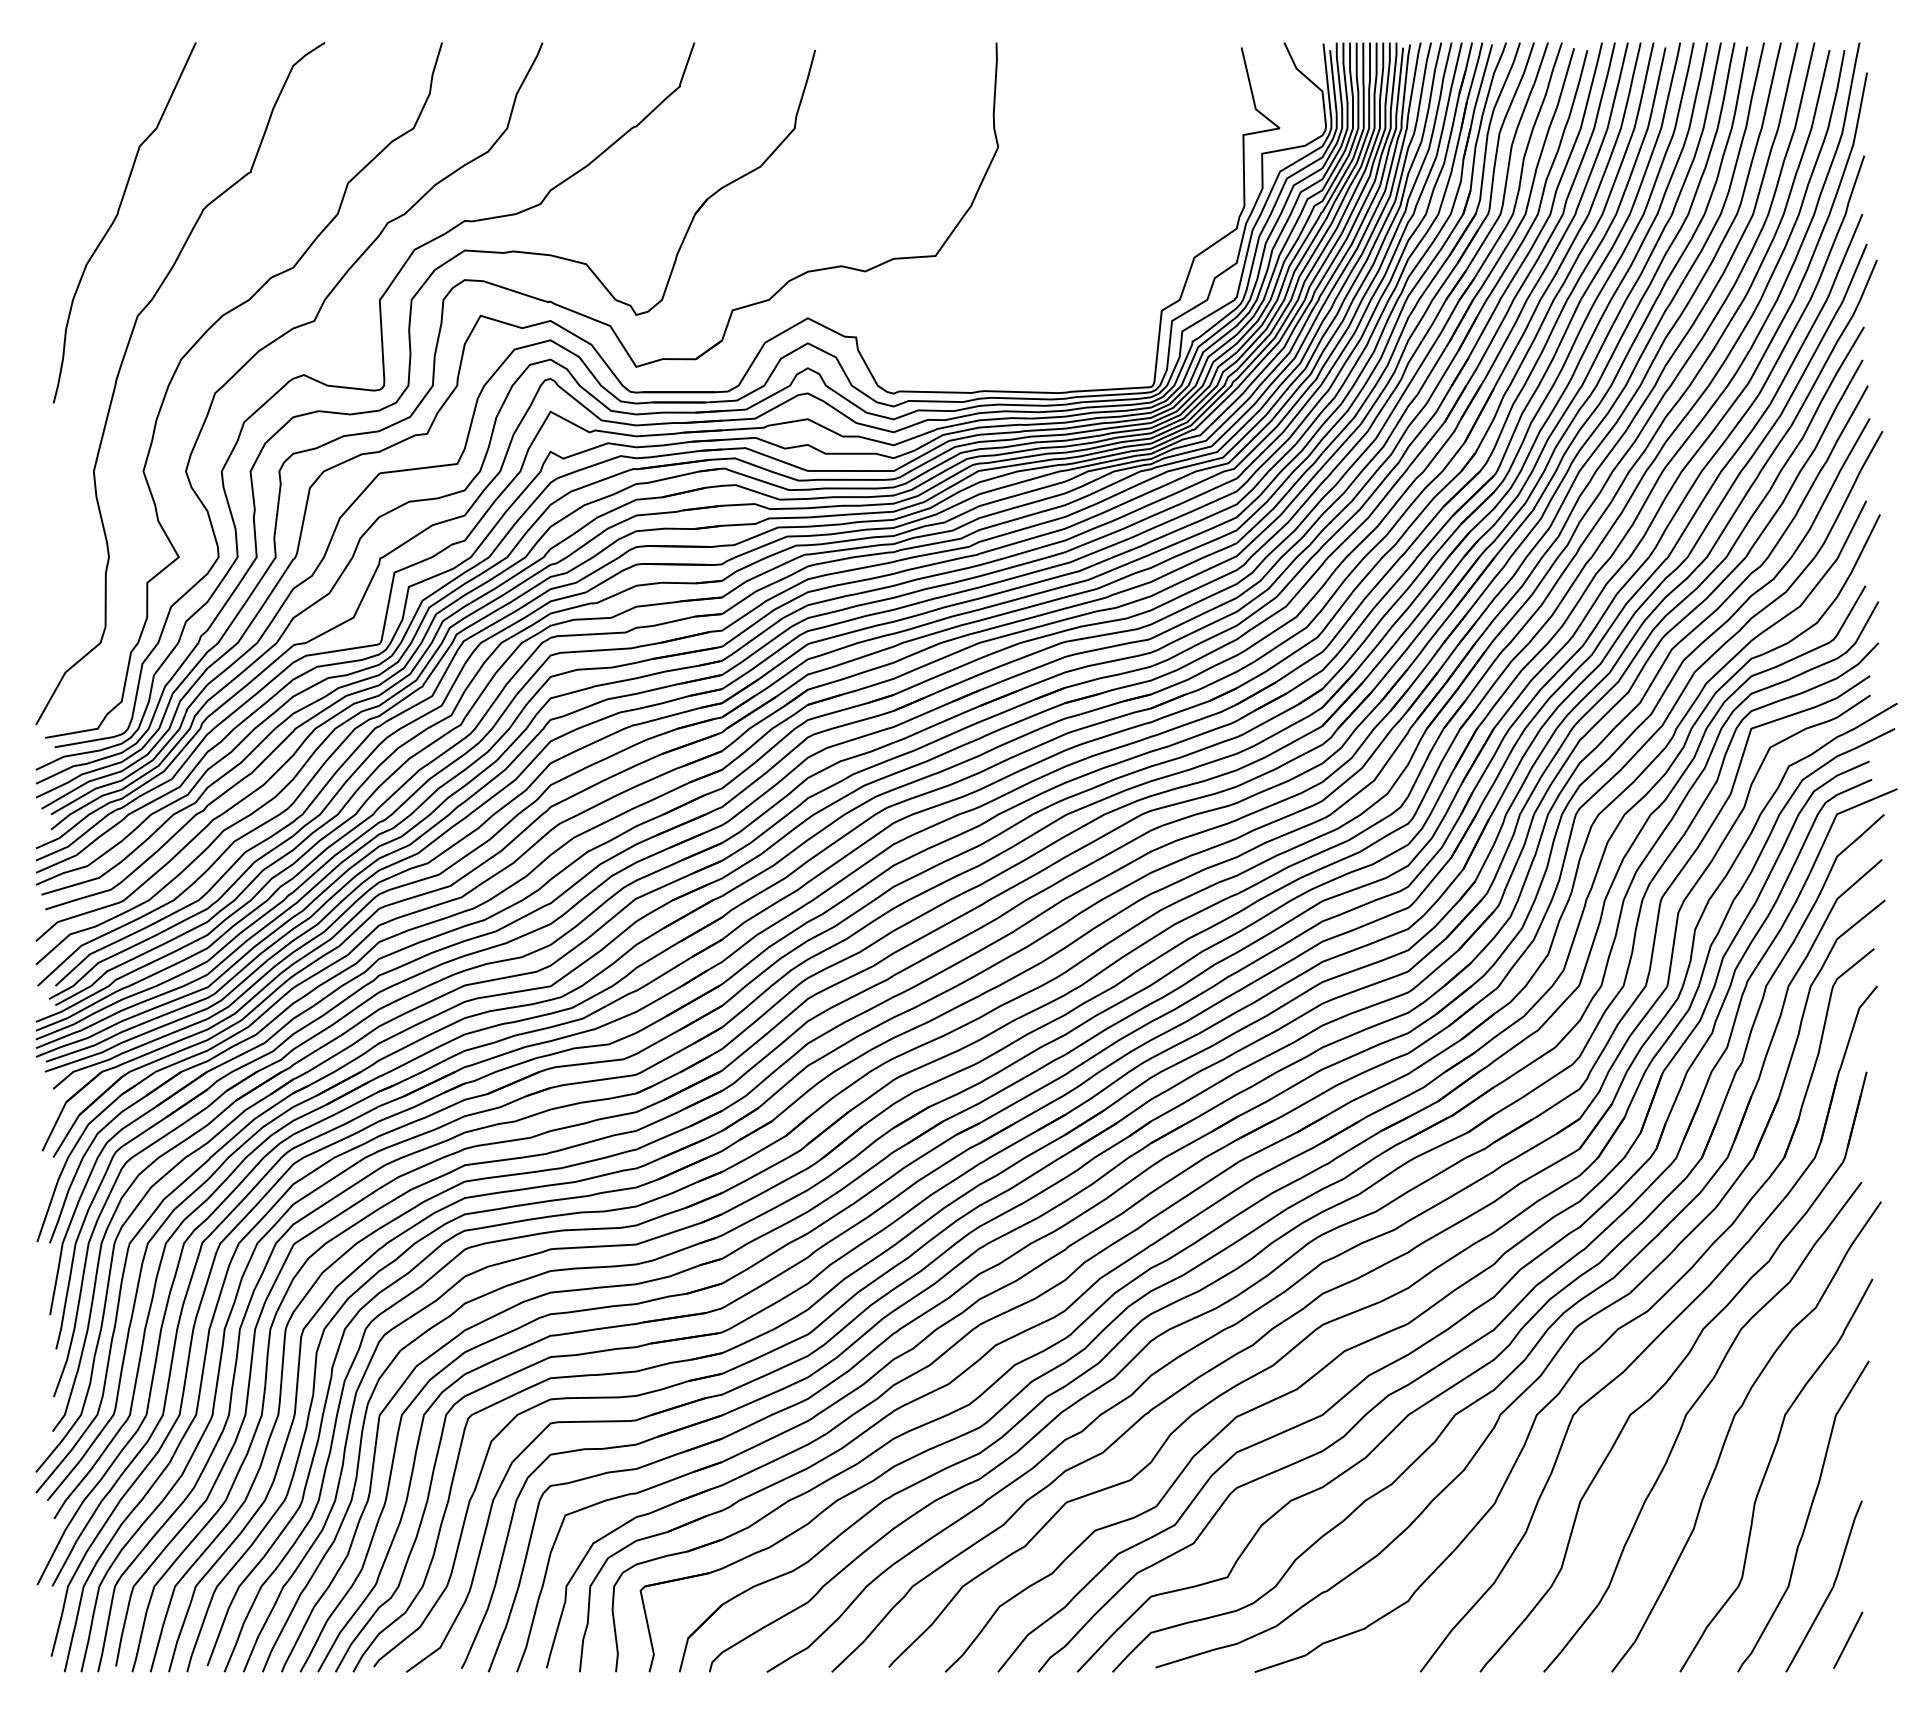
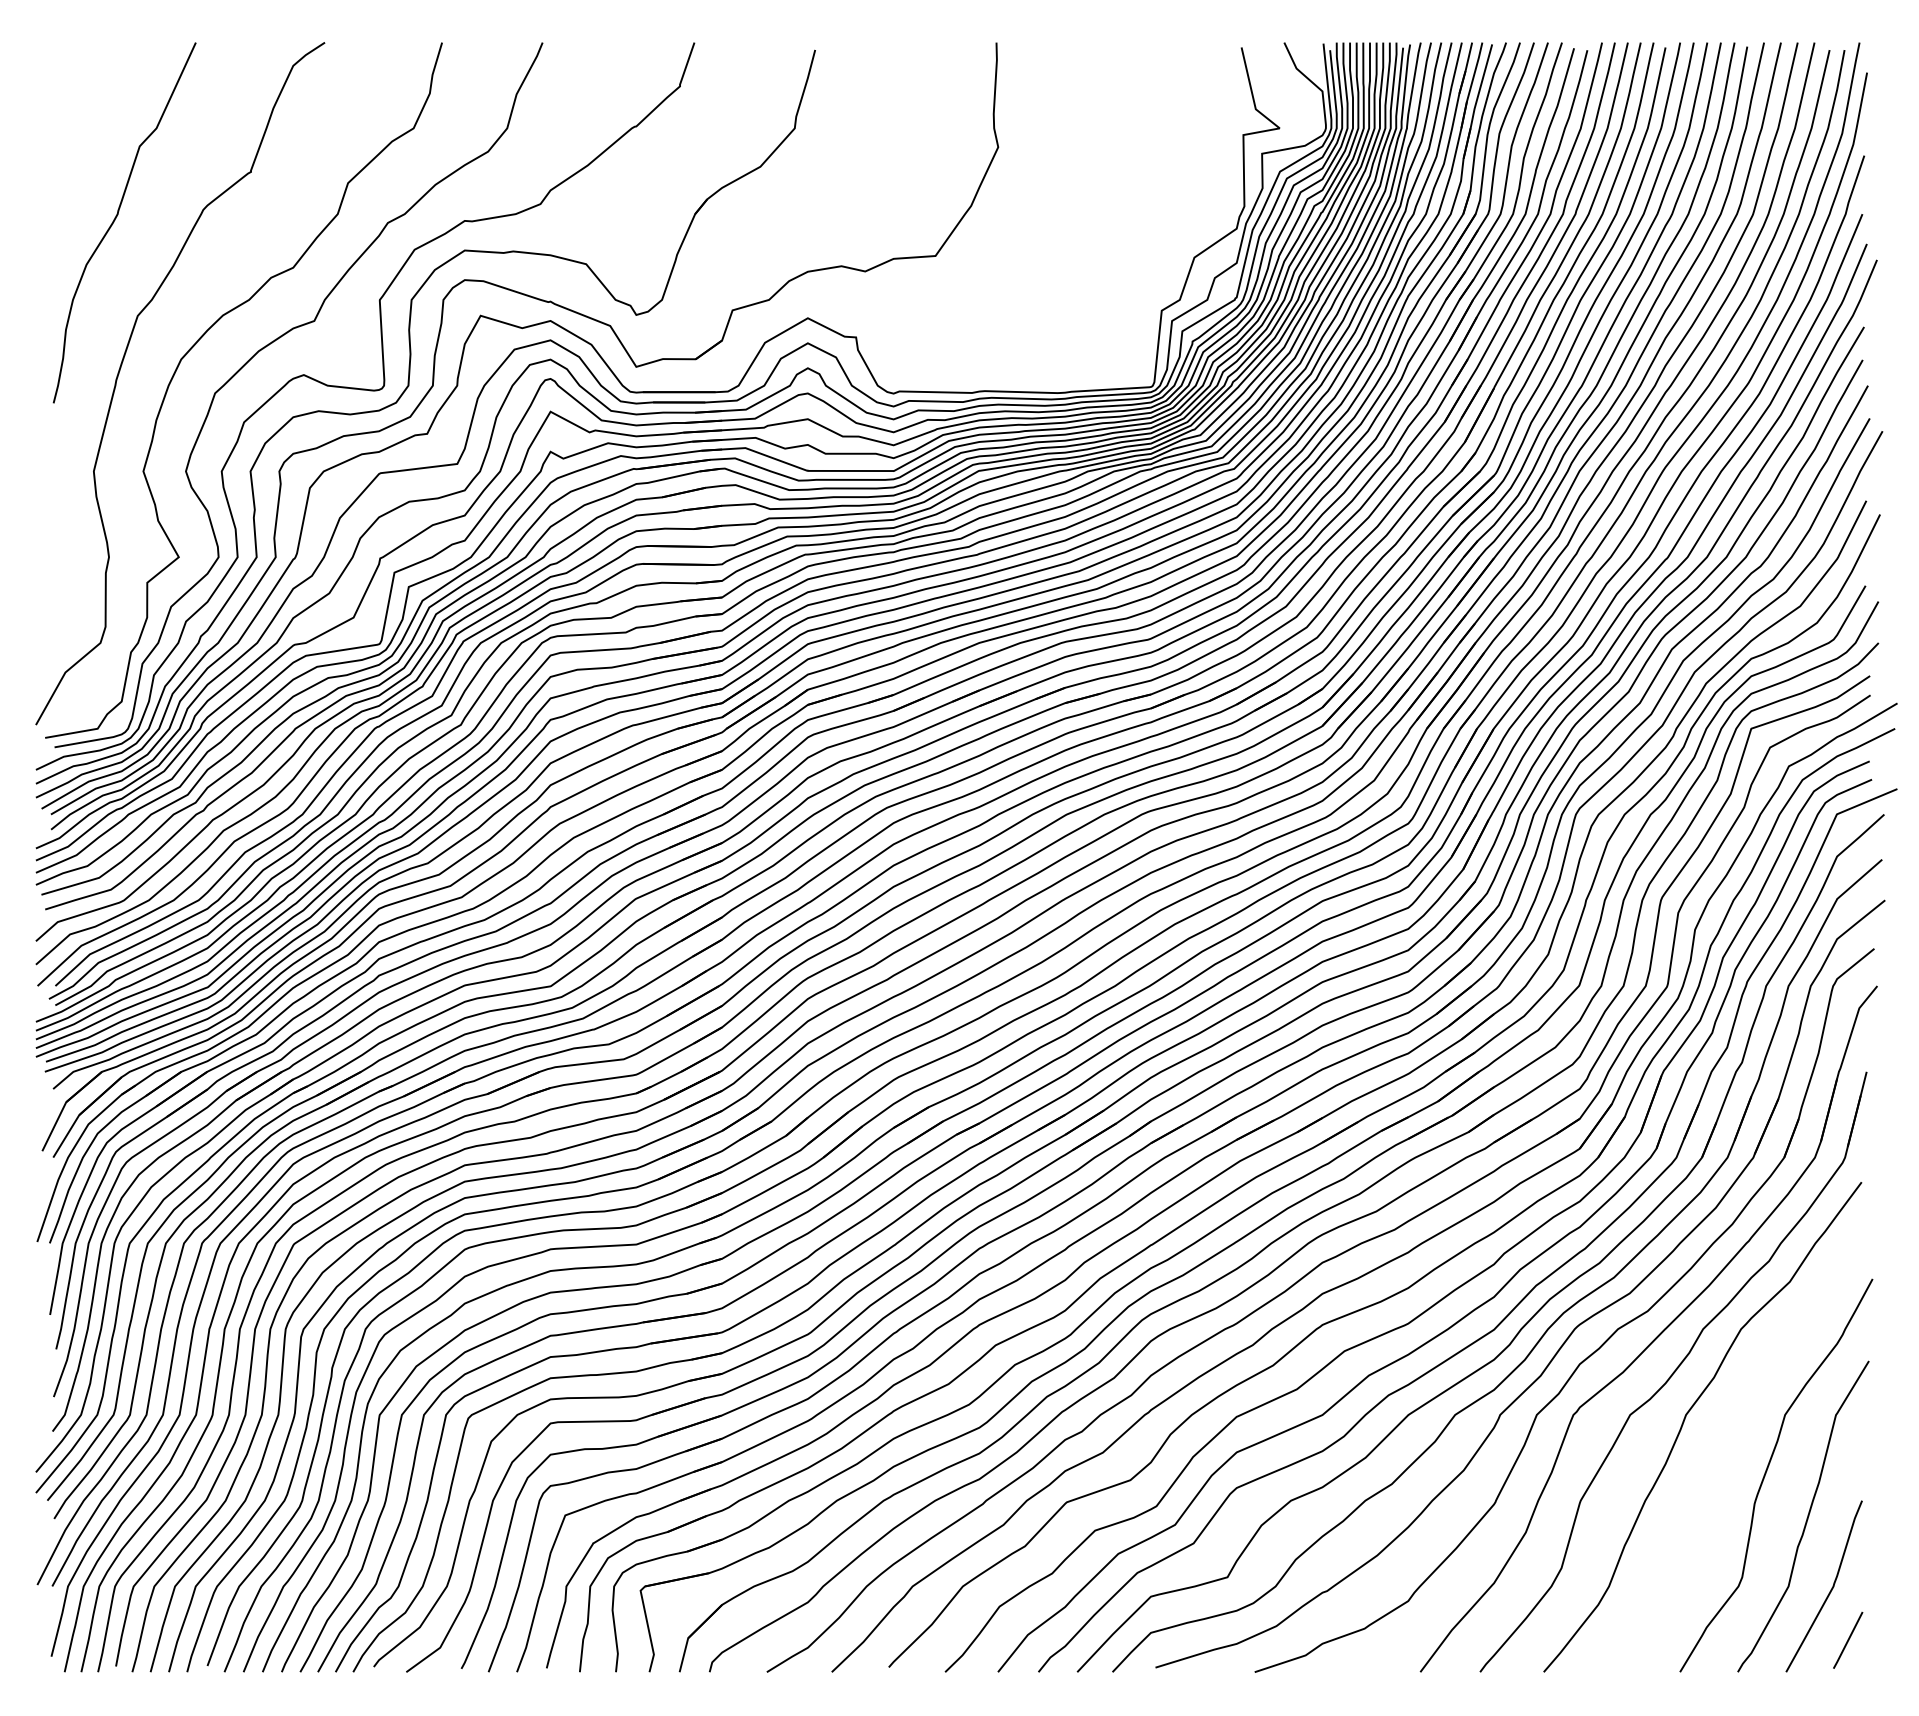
curve: present -> none (1730, 1429)
